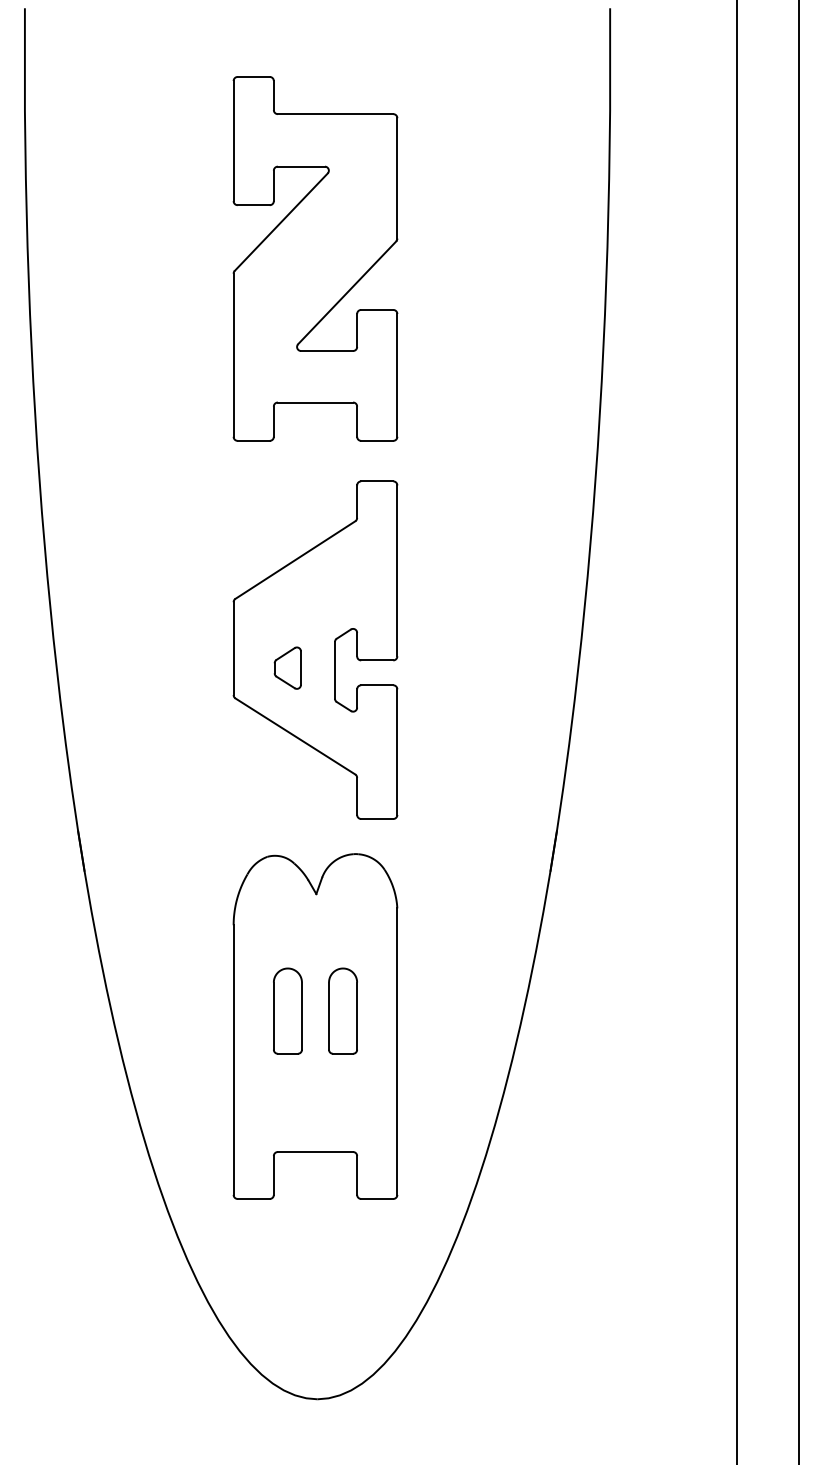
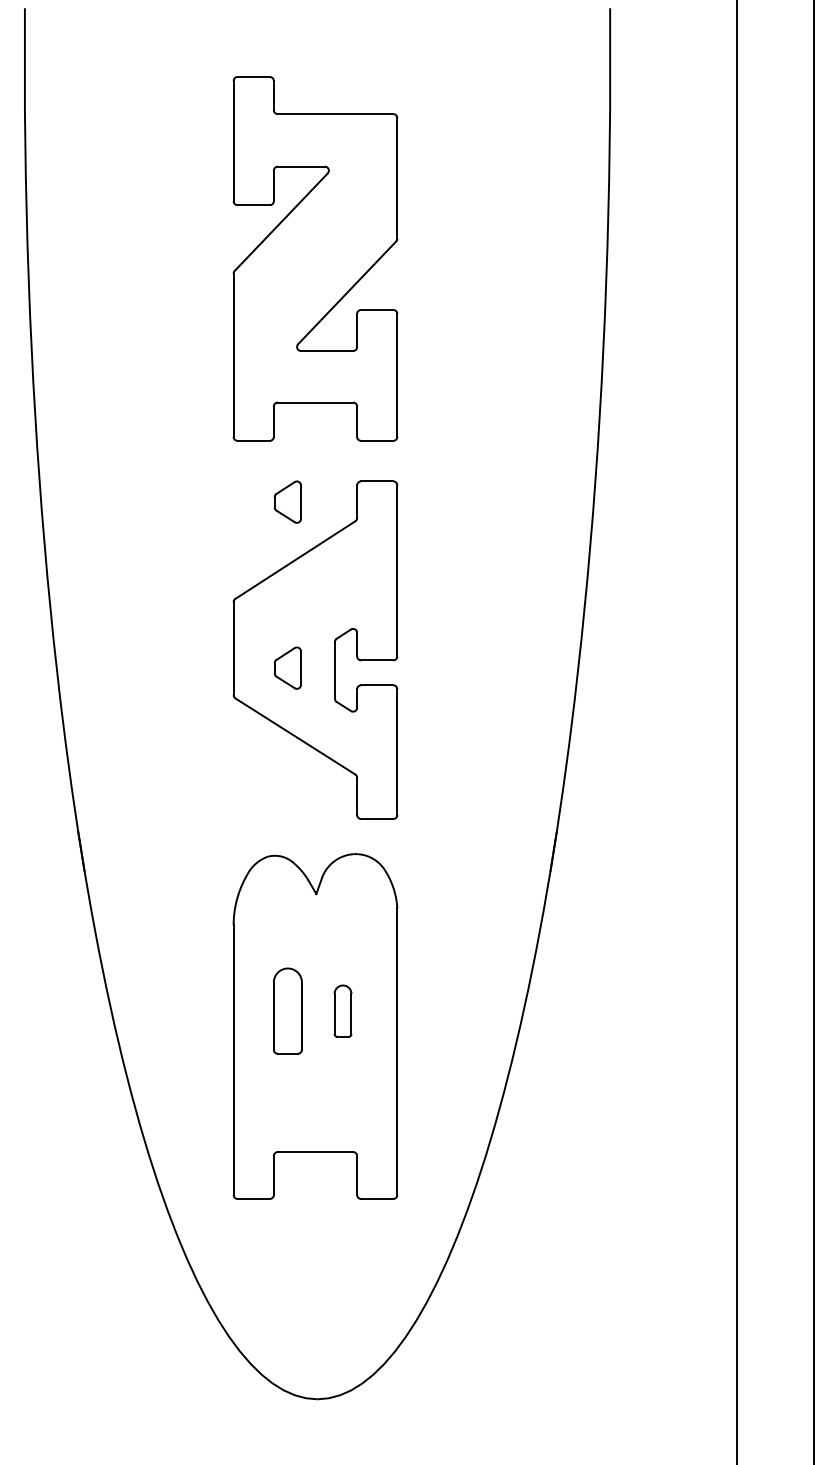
part: none -> present (287, 501)
line position: (799, 731) -> (814, 731) (814, 731)
part size: 30x88 px -> 20x54 px (342, 1010)
